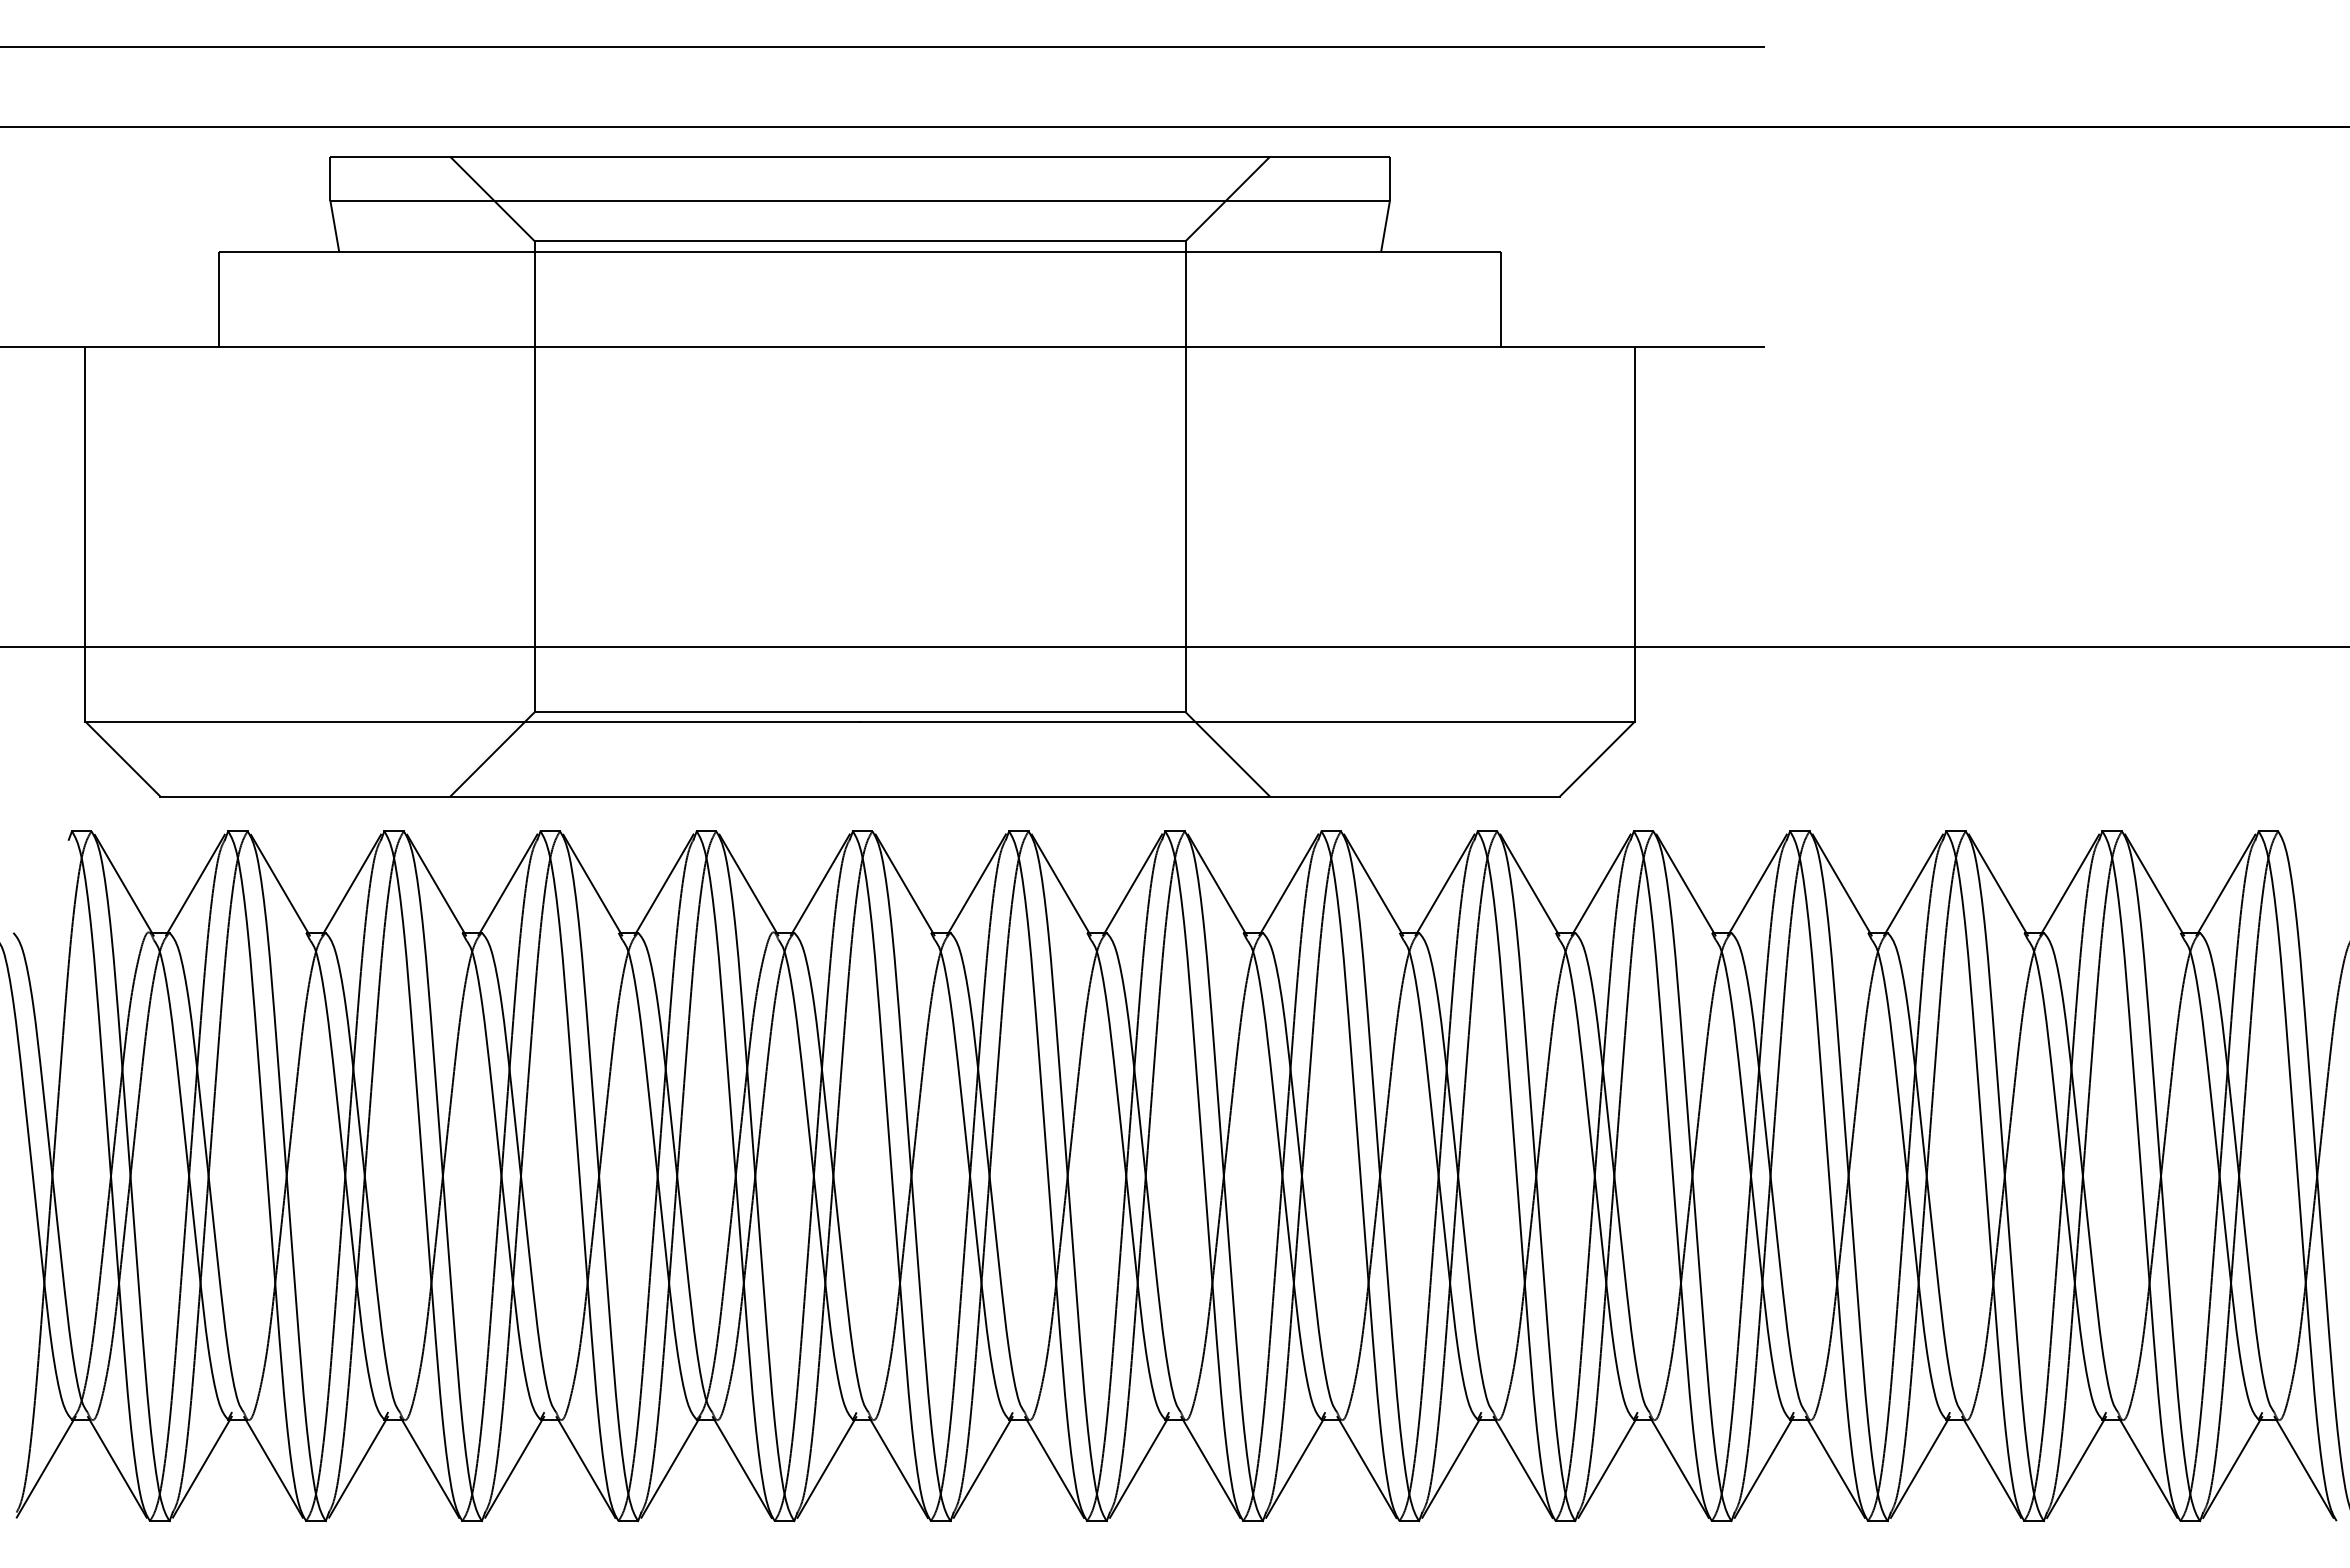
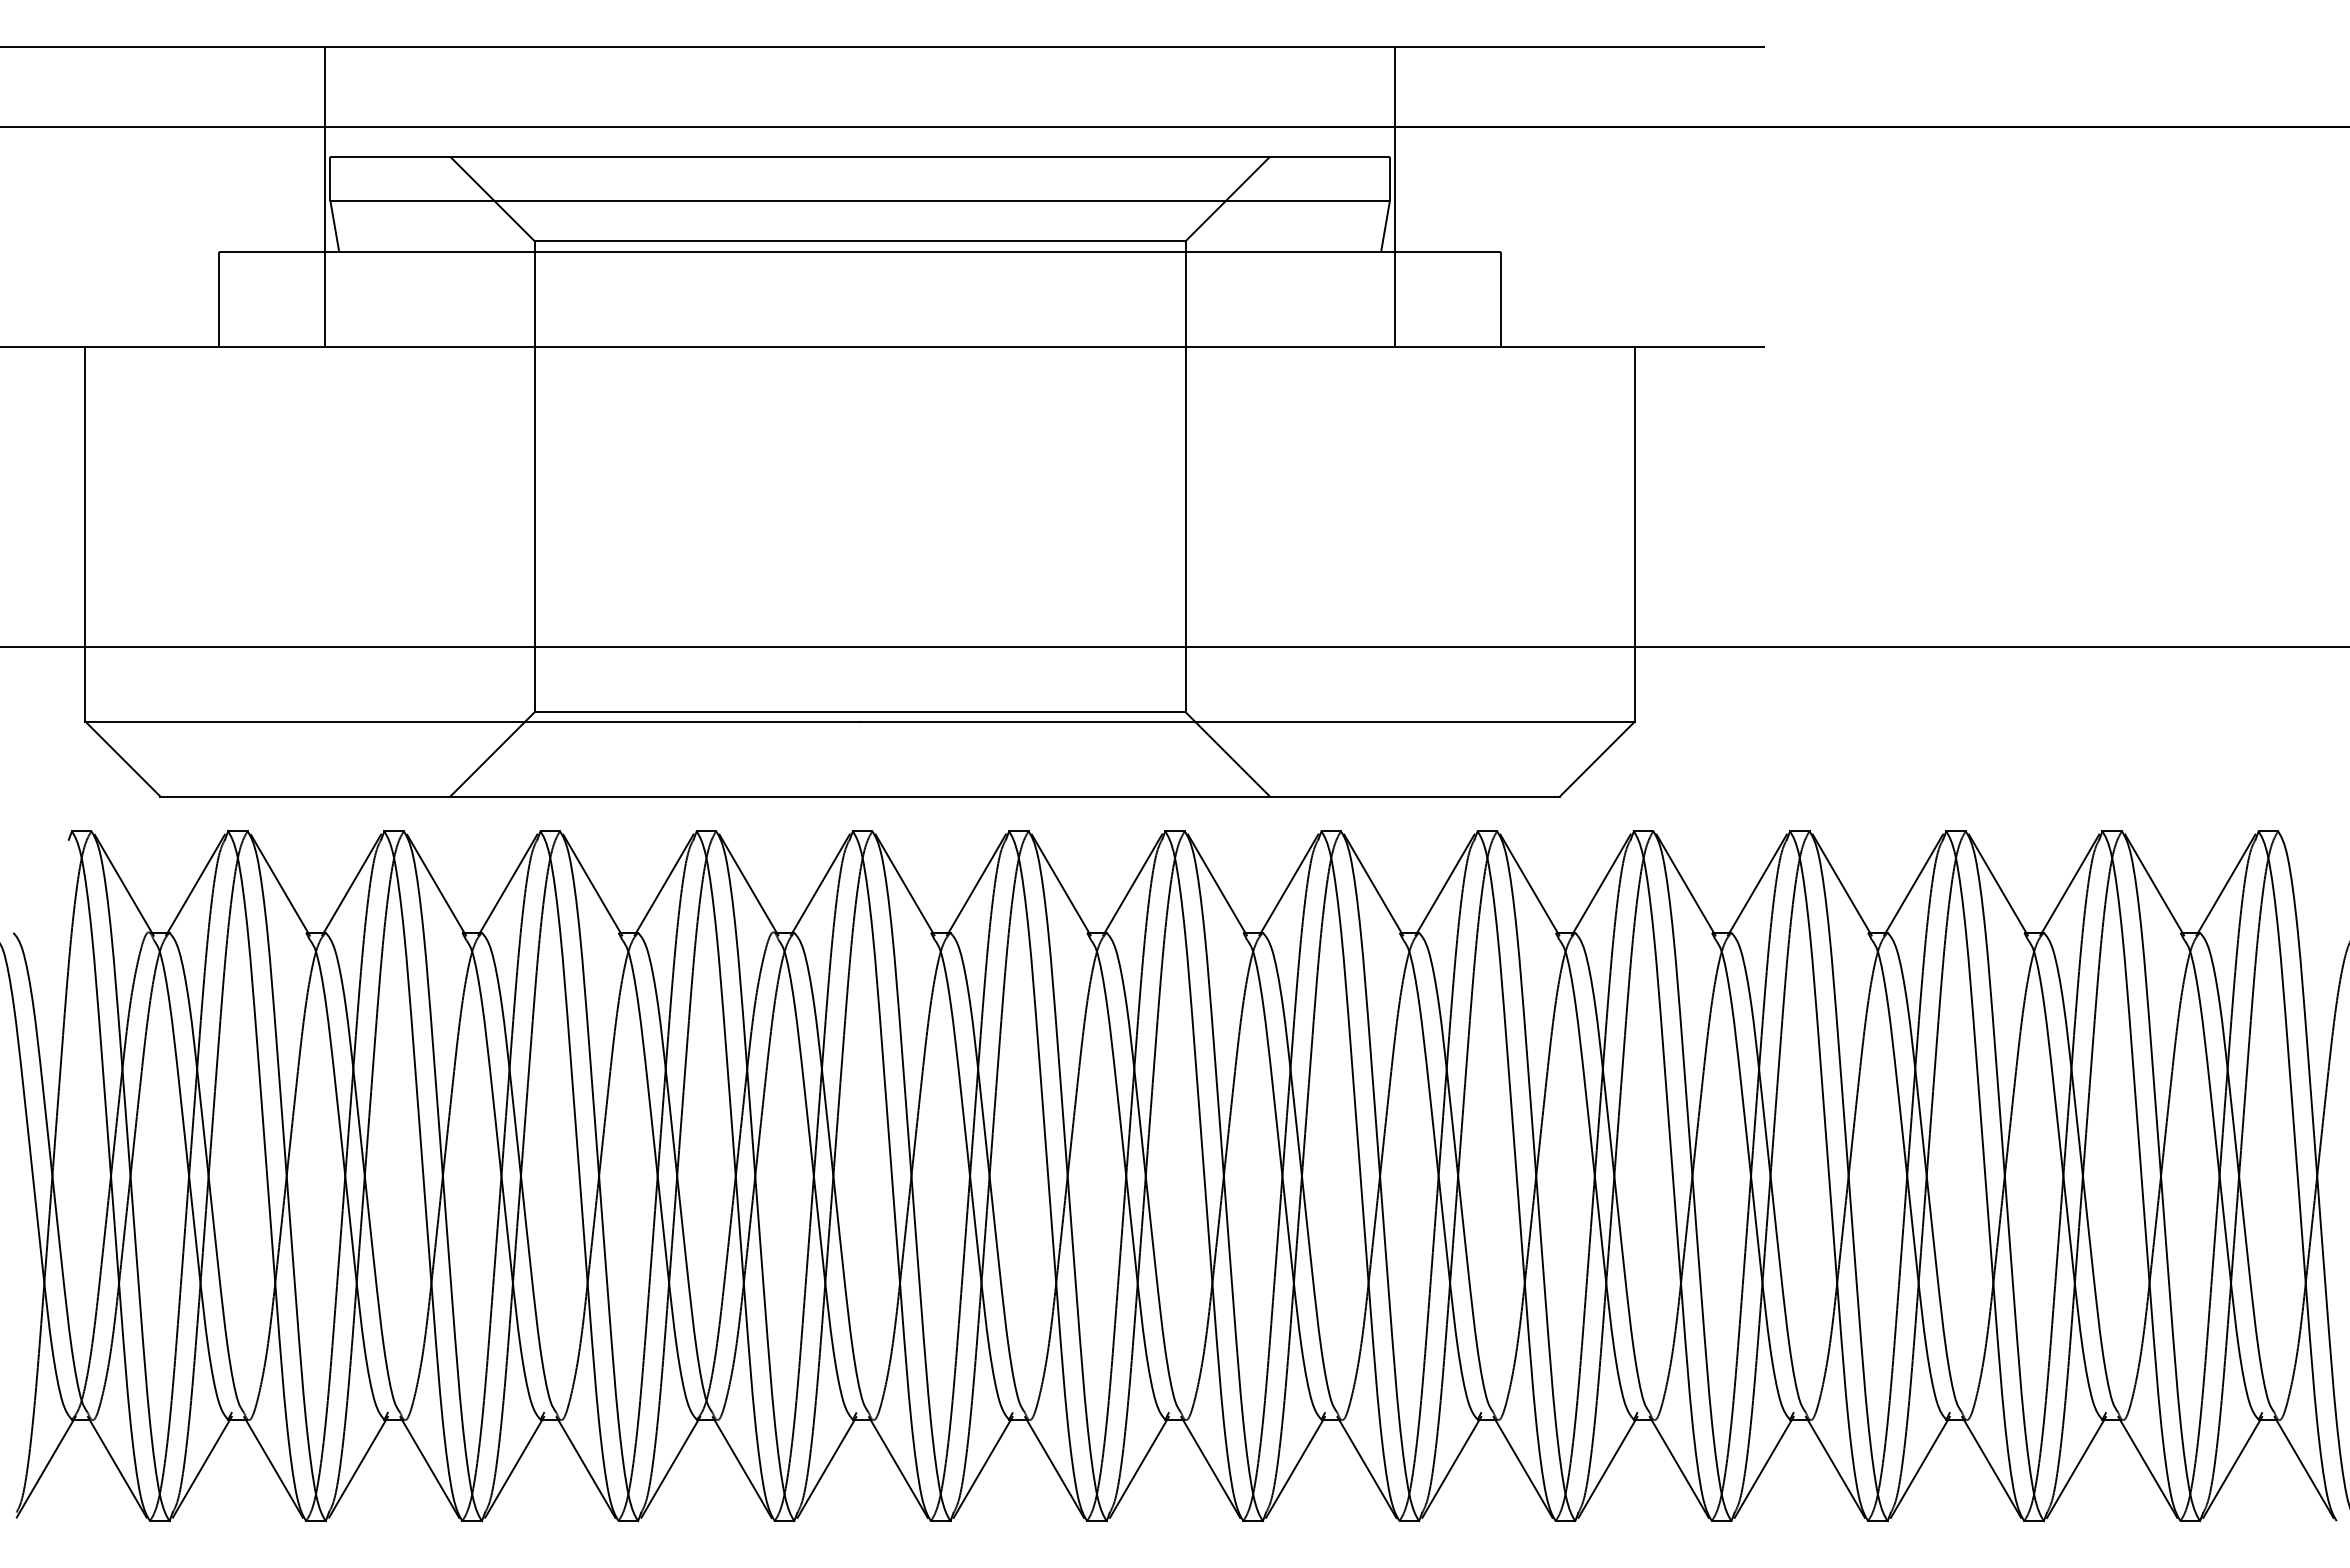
line: none -> present (325, 196)
line: none -> present (1394, 196)
